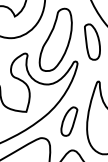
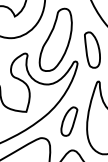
part position: (92, 41) -> (92, 49) (92, 49)
